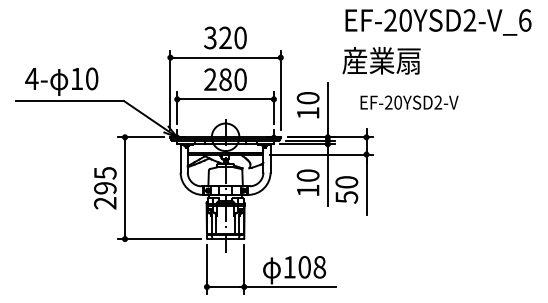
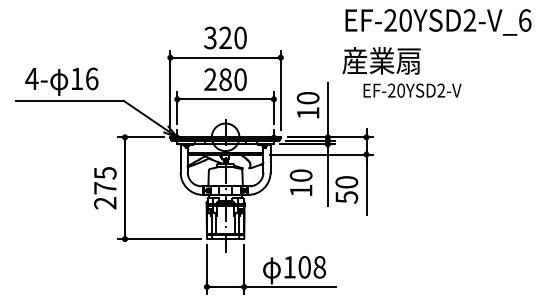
text: 10 -> 16 (92, 78)
text position: (409, 102) -> (412, 90) (412, 90)
text position: (307, 182) -> (300, 182) (300, 182)
text: 295 -> 275 (105, 188)
